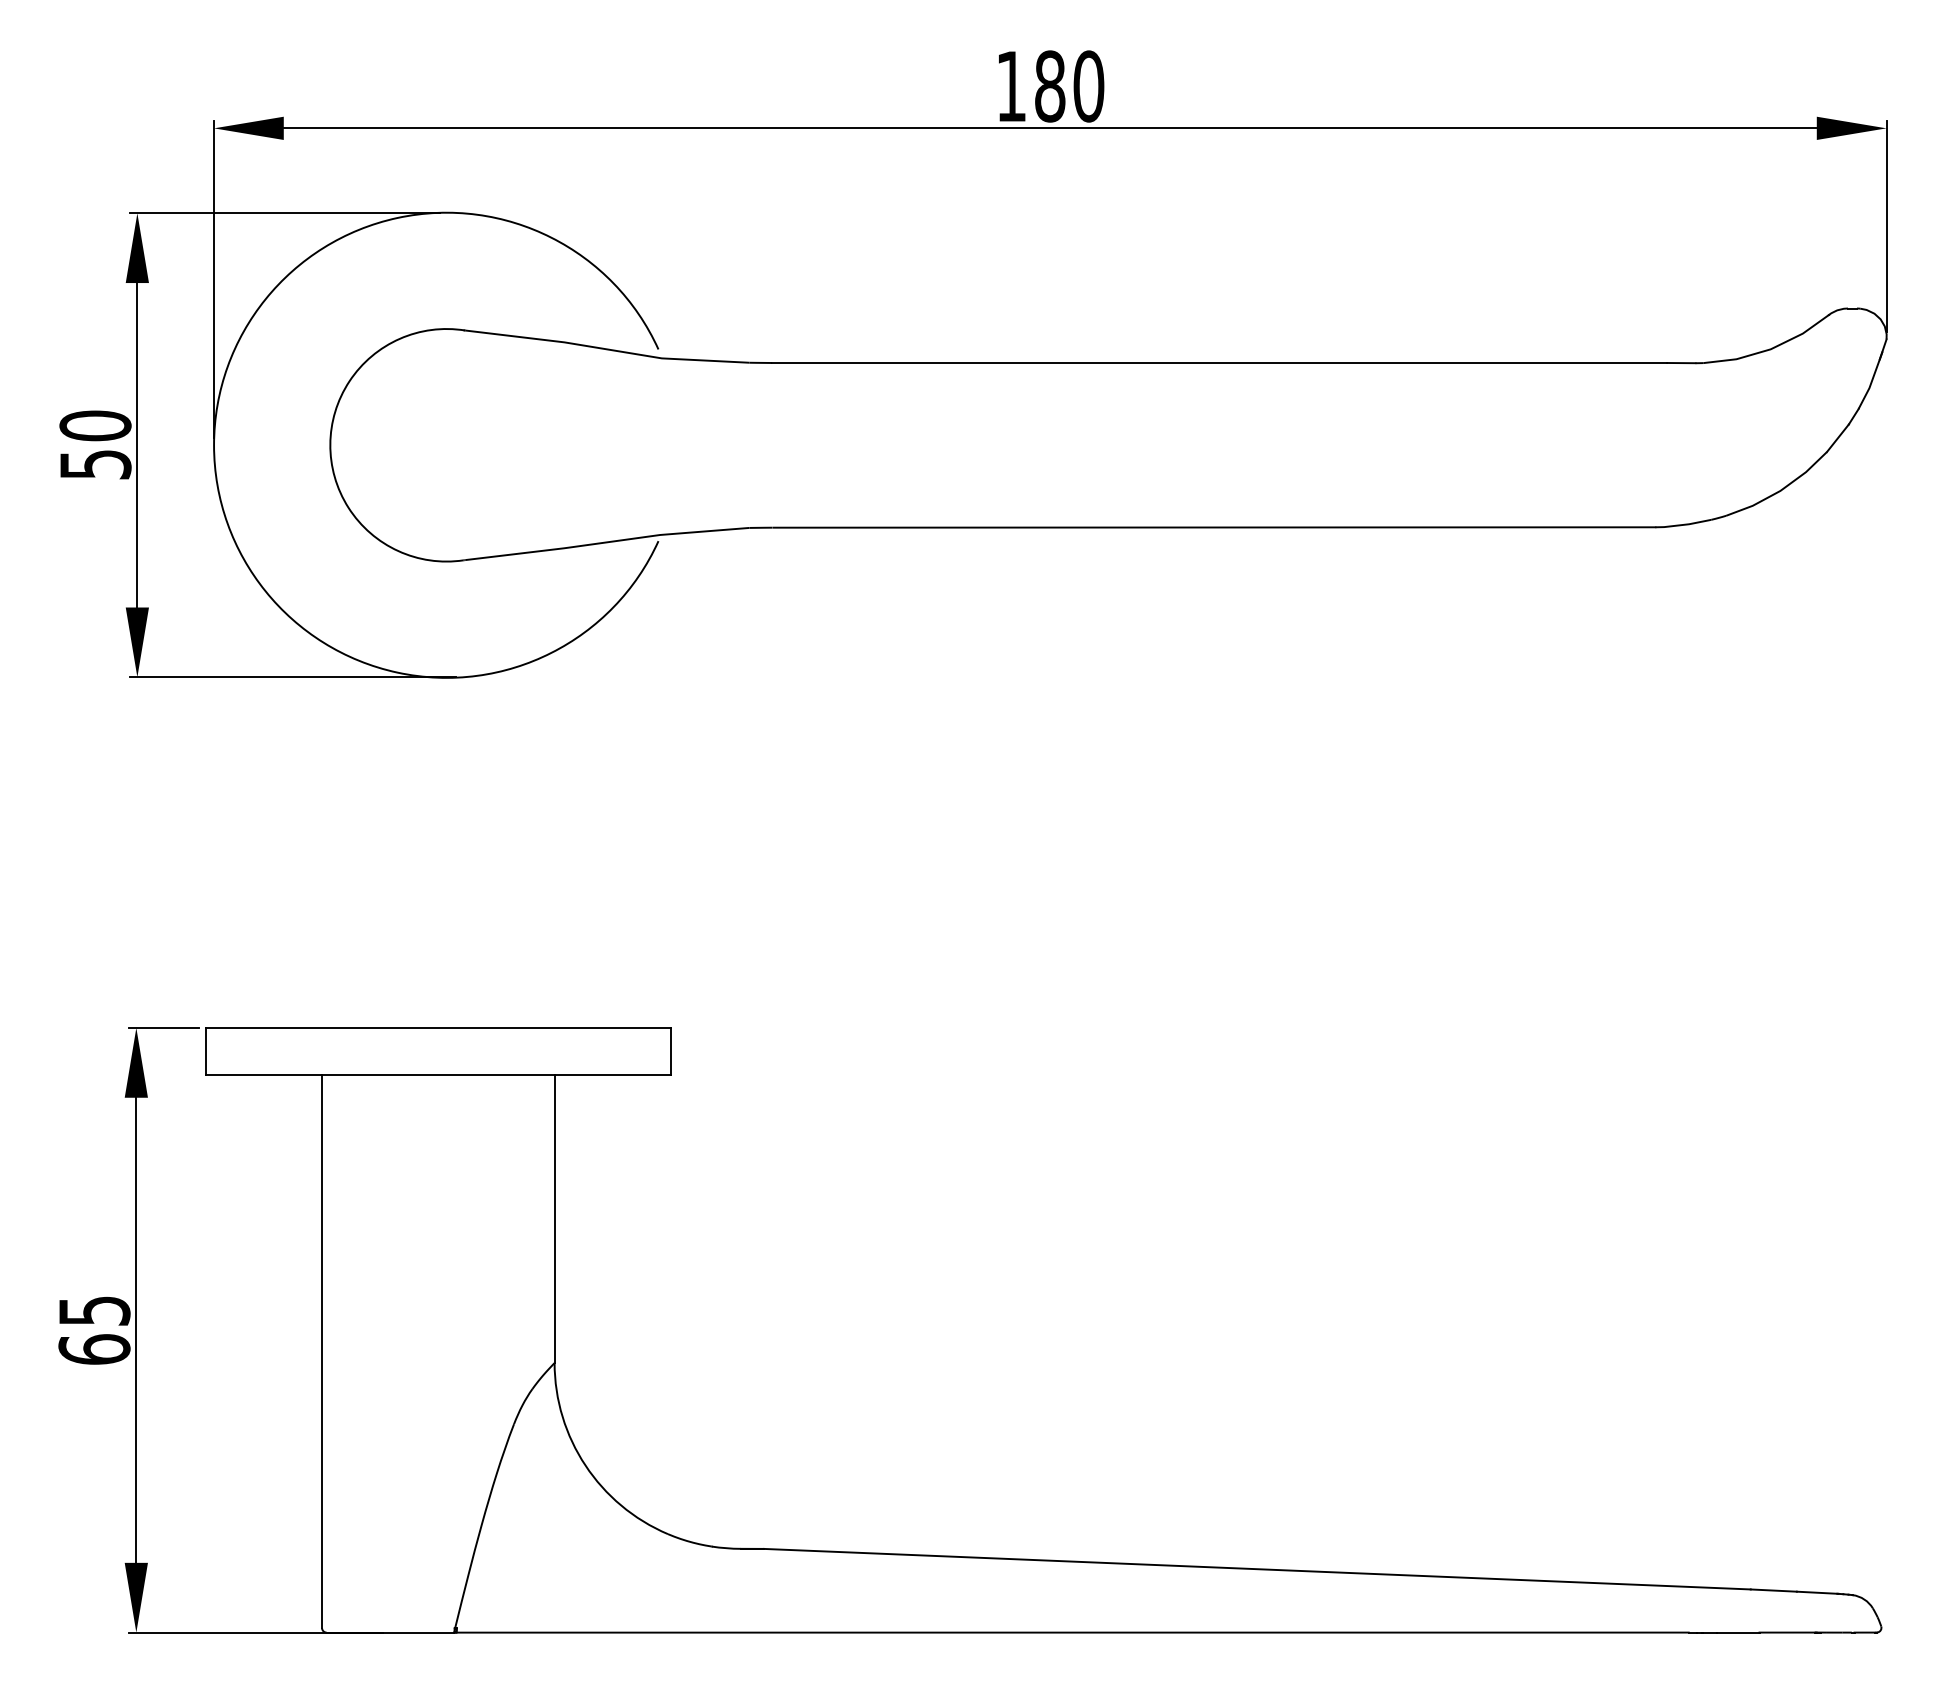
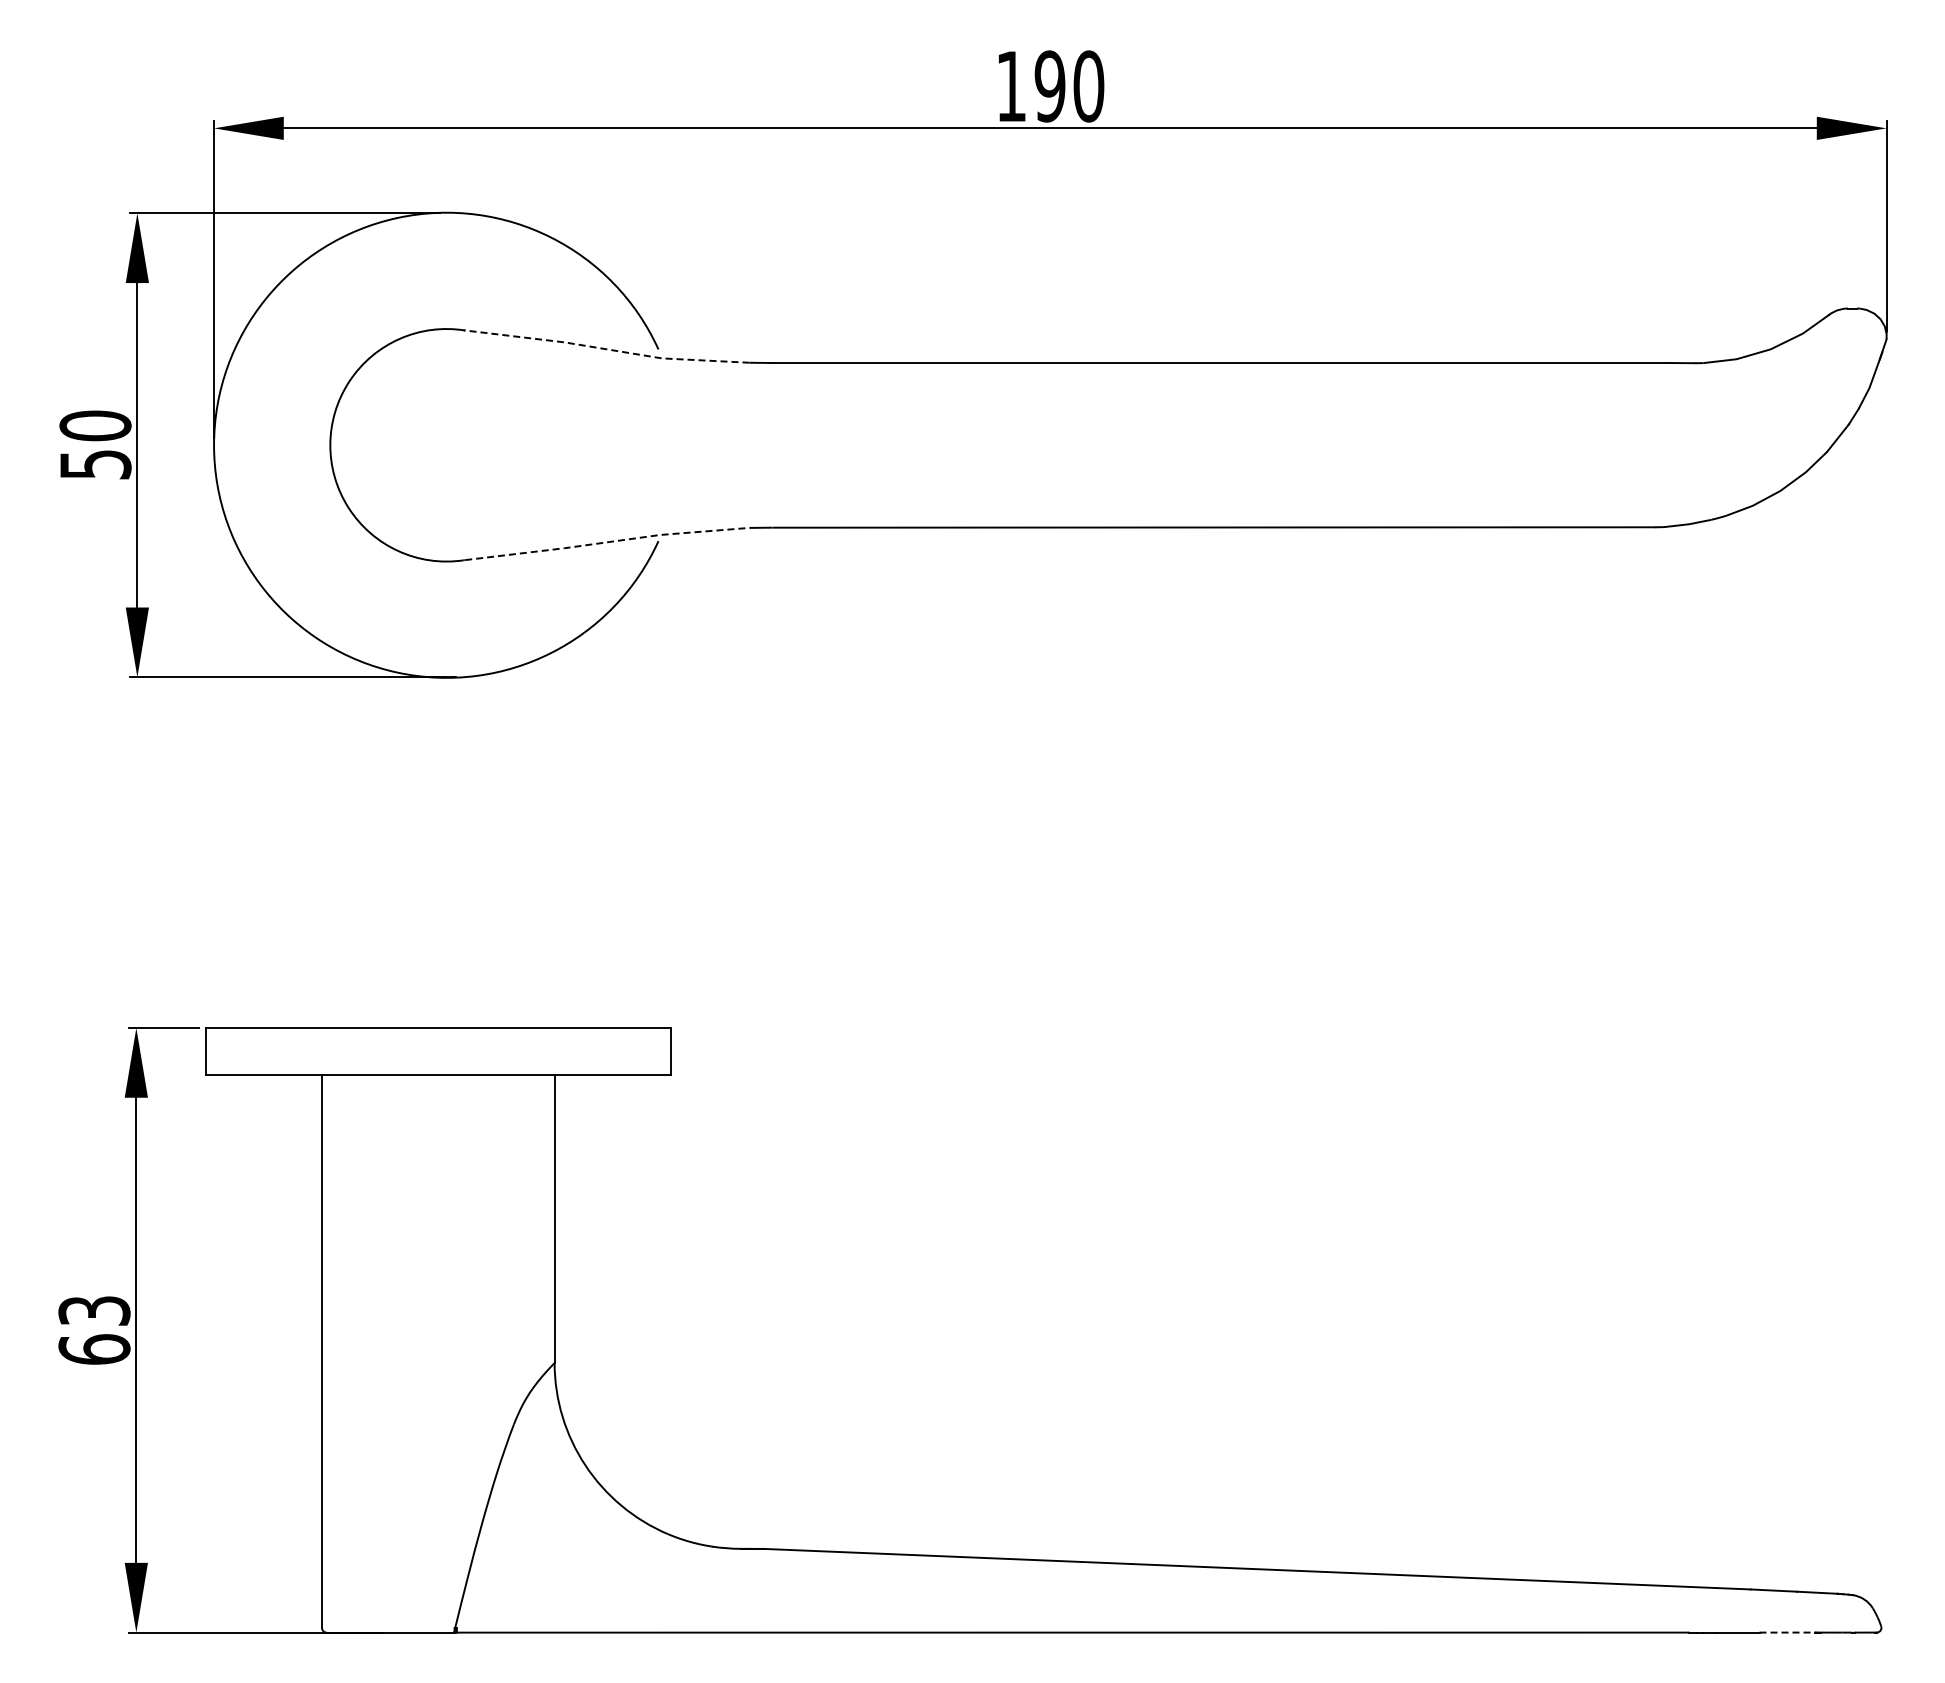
text: 180 -> 190 (1049, 86)
line: solid -> dashed (606, 349)
line: solid -> dashed (607, 542)
text: 65 -> 63 (94, 1310)
line: solid -> dashed (1788, 1632)
